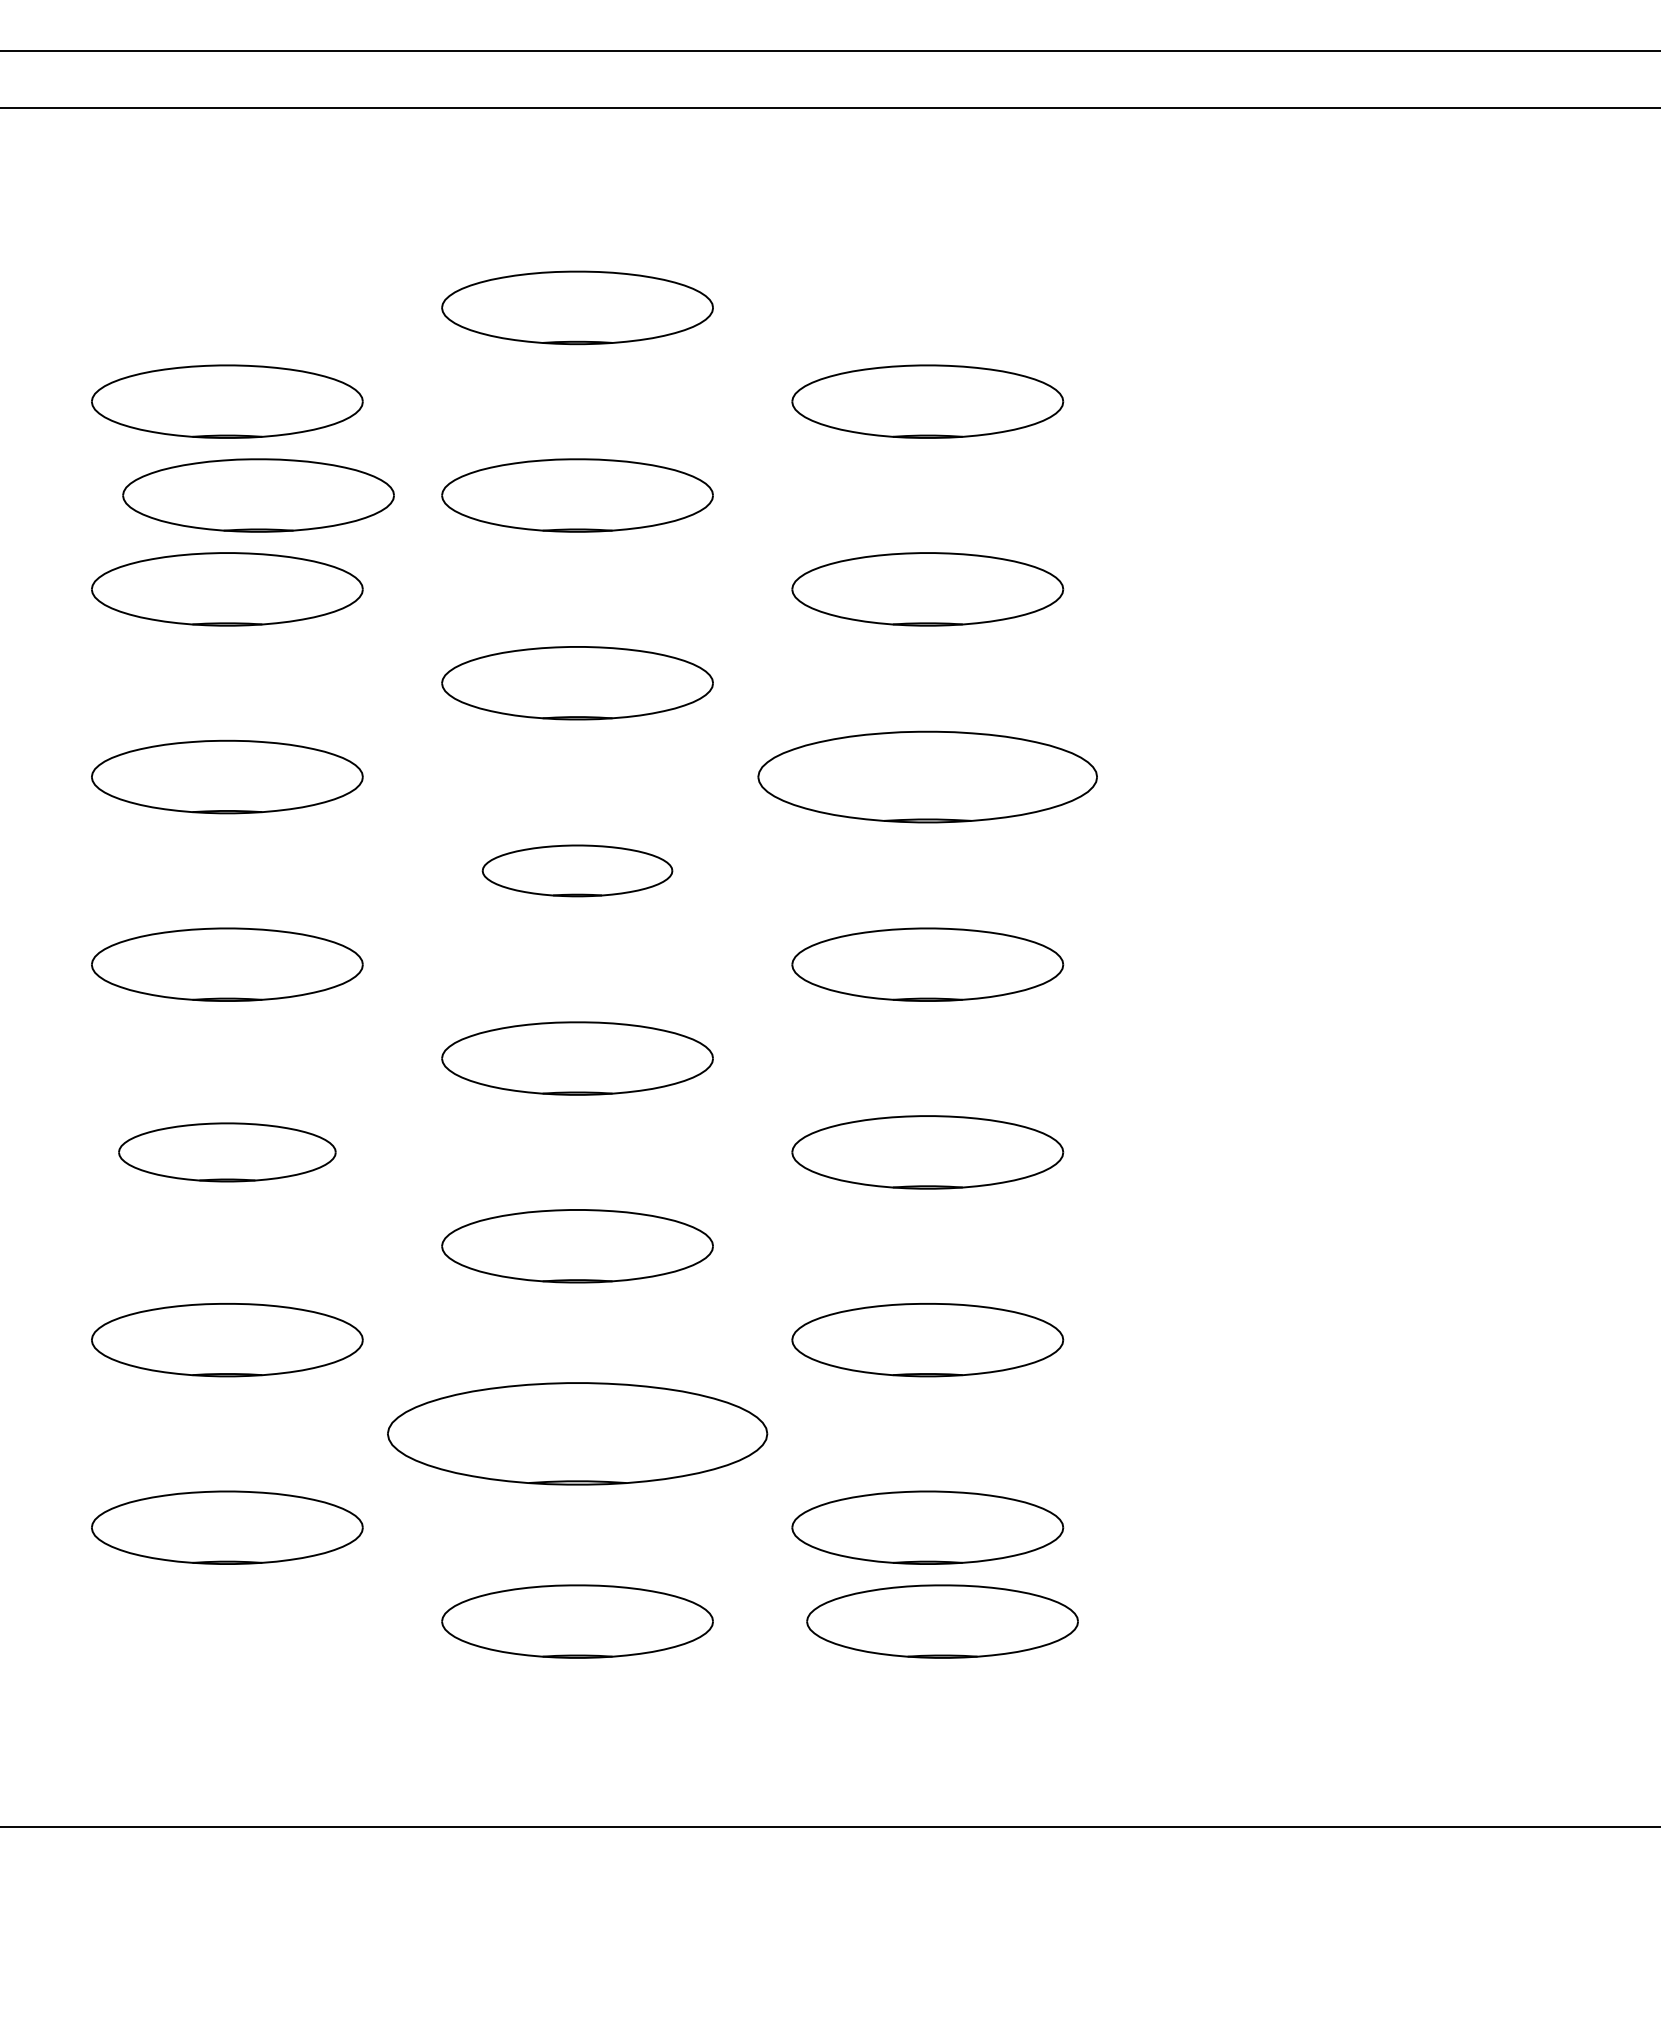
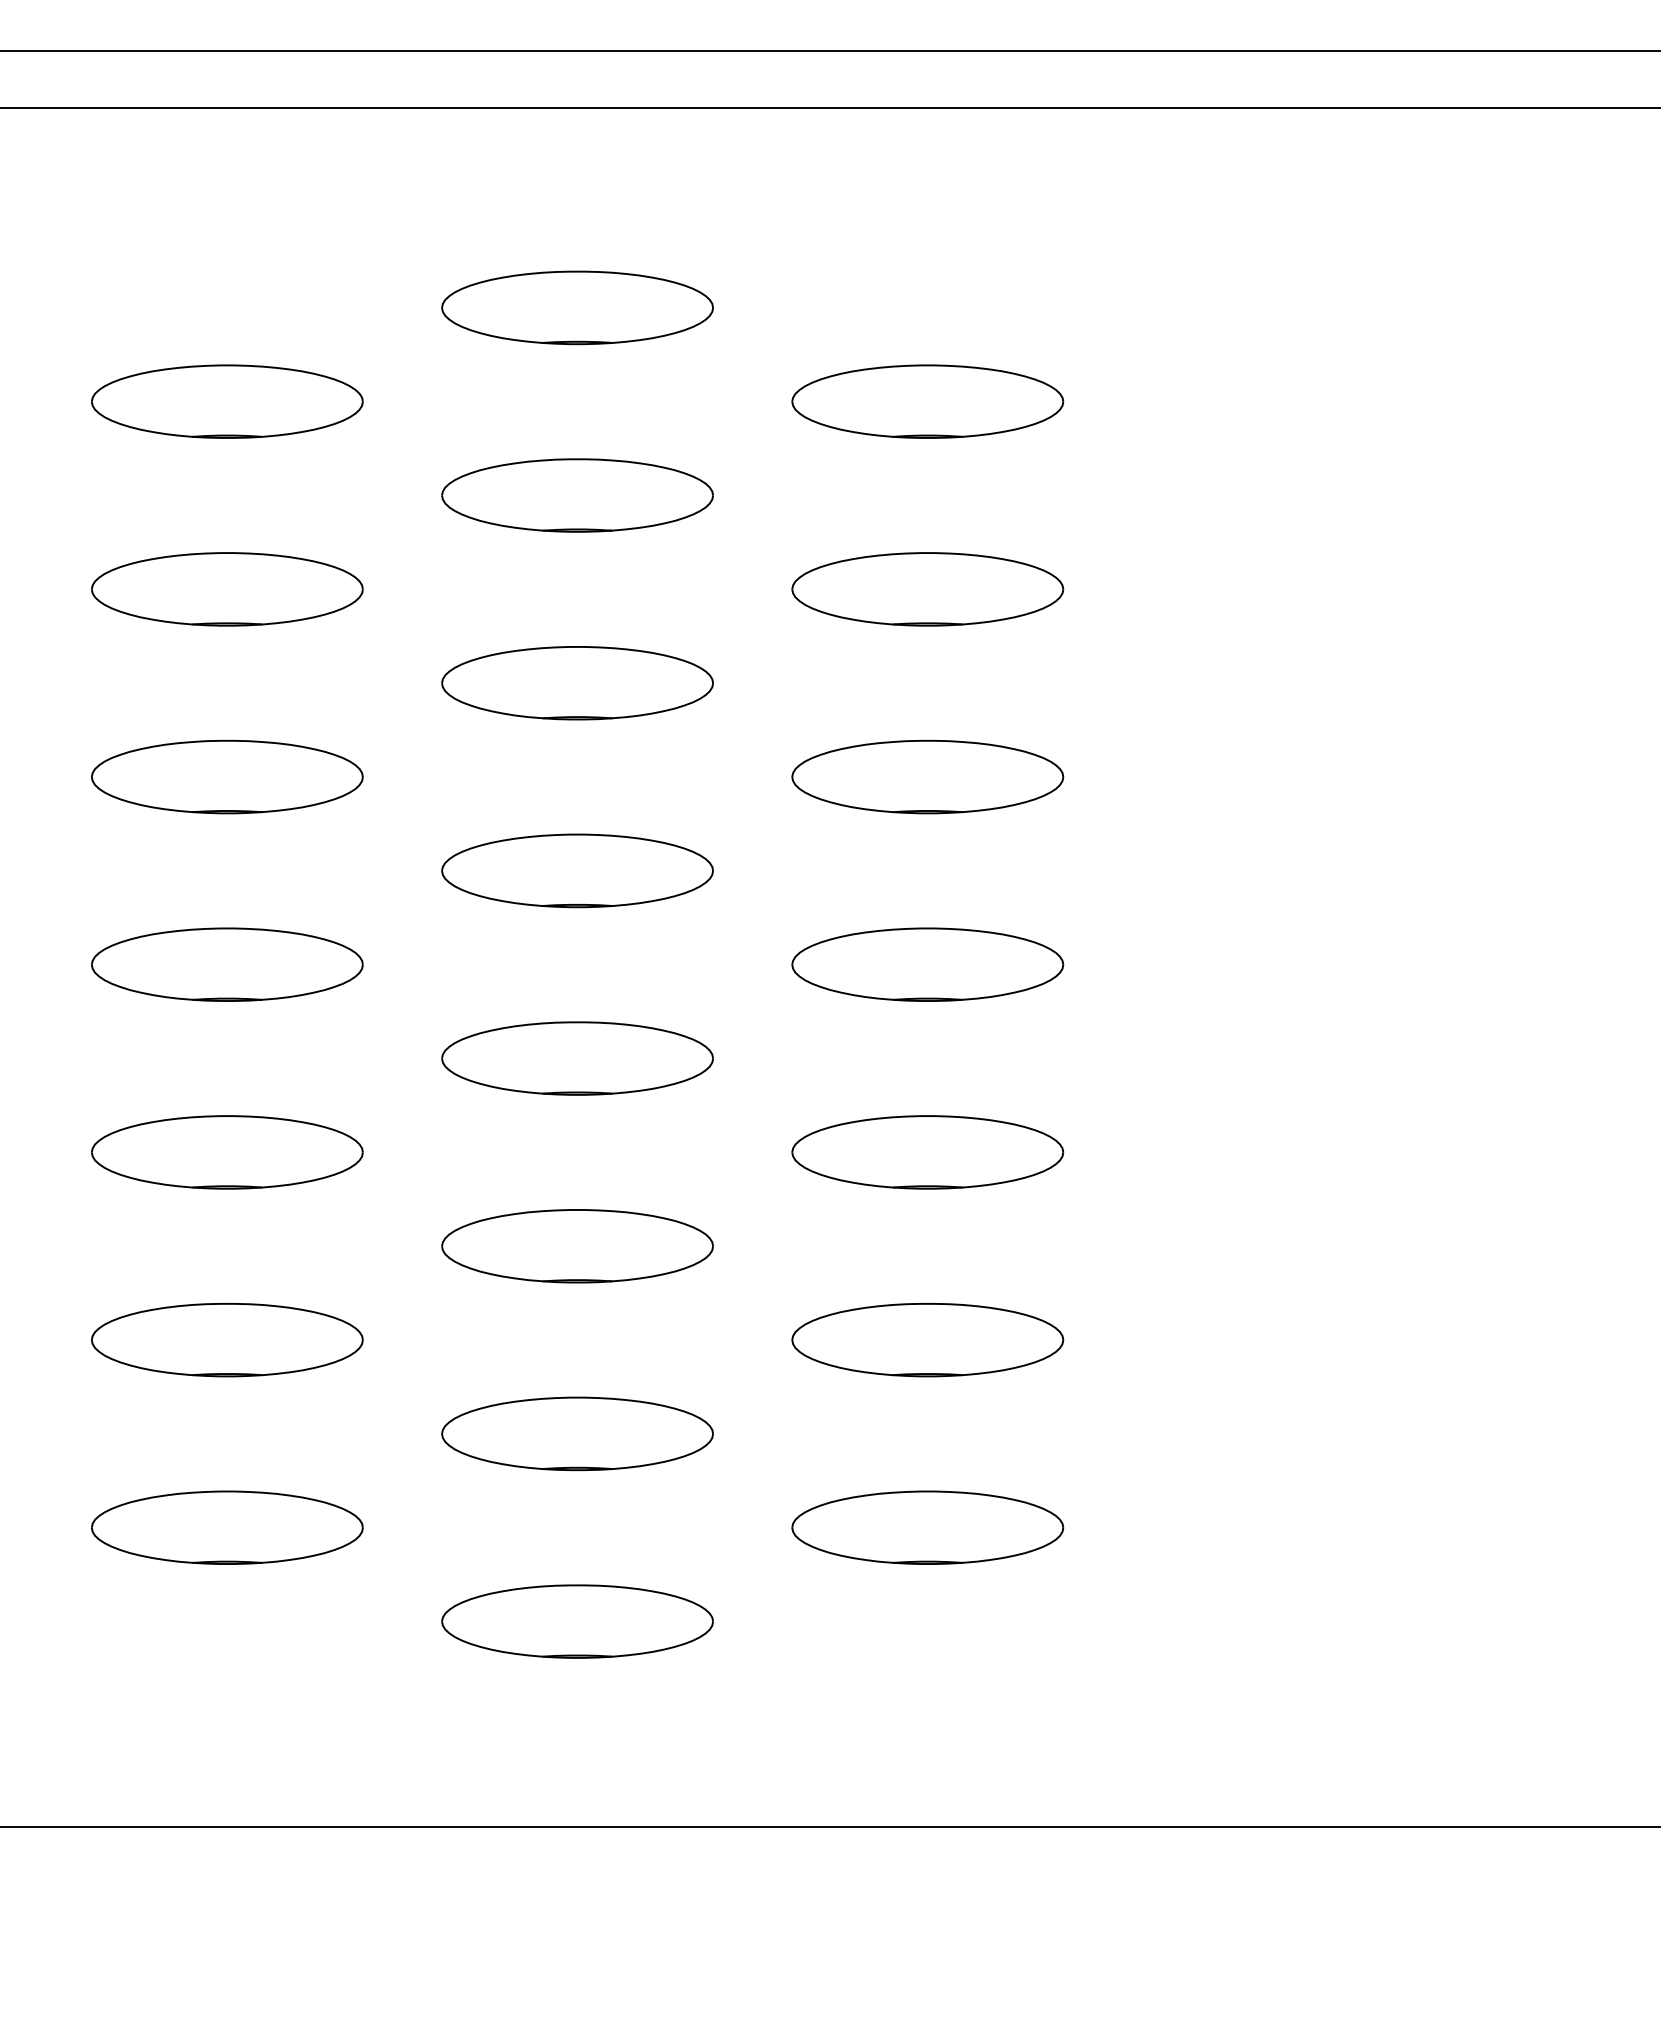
part: present -> none (258, 495)
part size: 341x94 px -> 274x76 px (927, 776)
part size: 193x54 px -> 273x76 px (577, 870)
part size: 219x61 px -> 273x75 px (227, 1152)
part size: 382x104 px -> 273x76 px (577, 1433)
part: present -> none (942, 1621)
